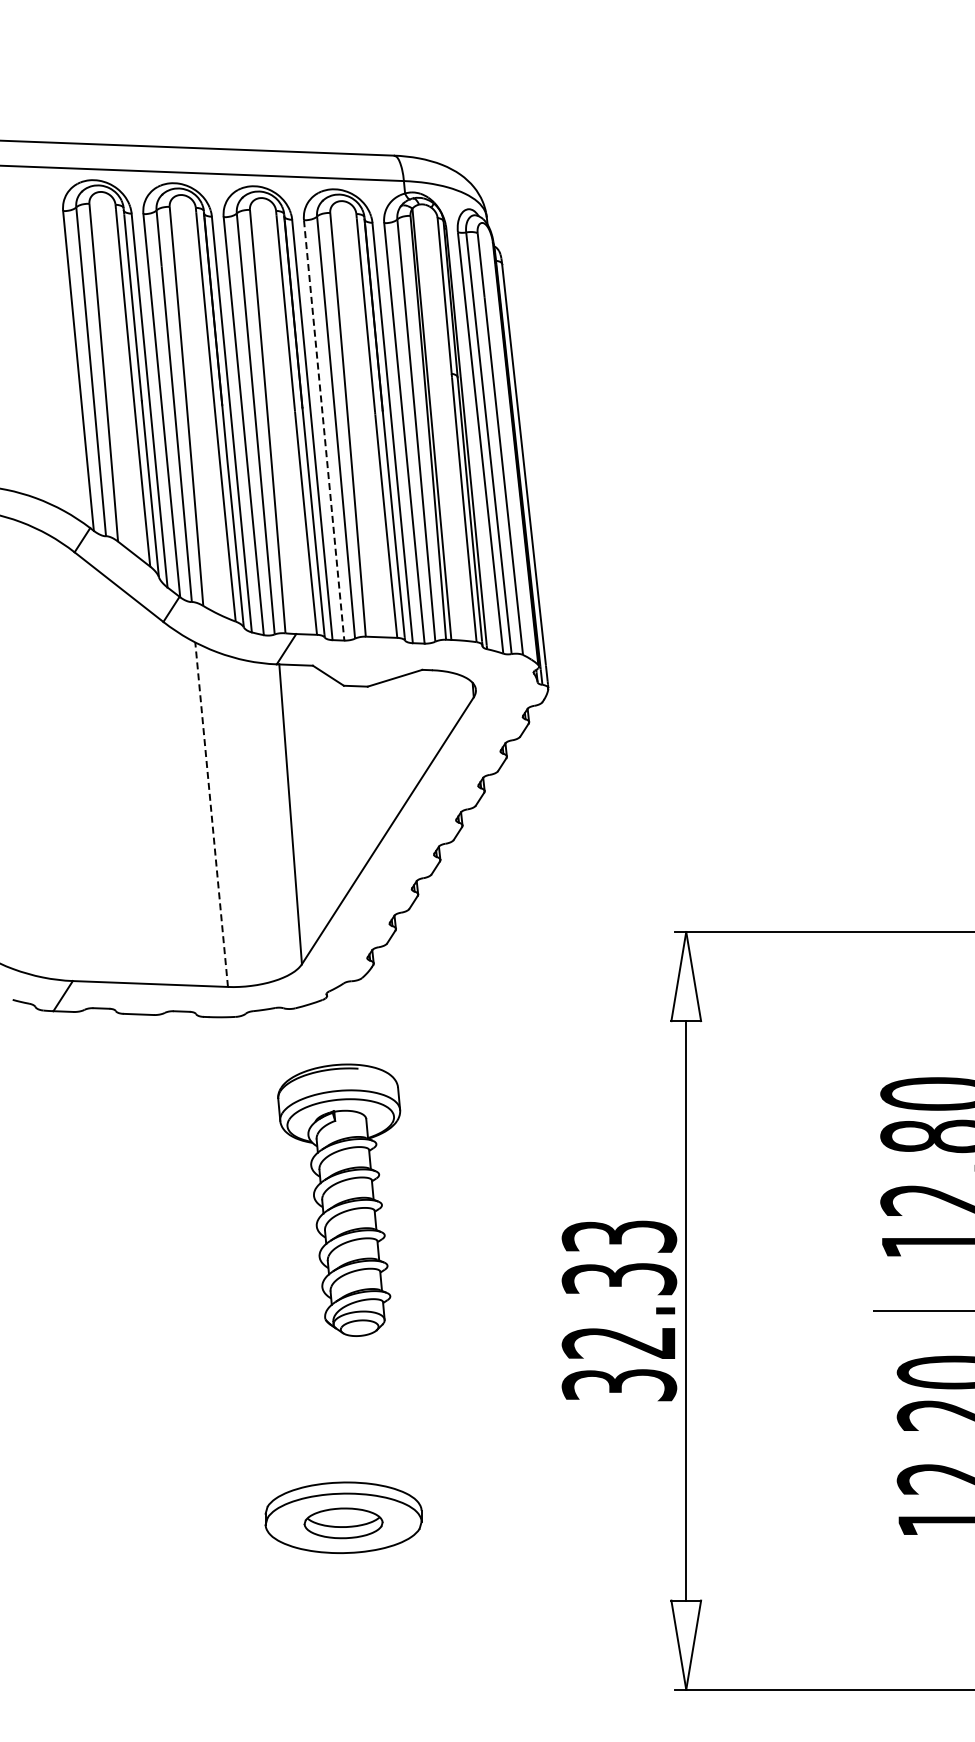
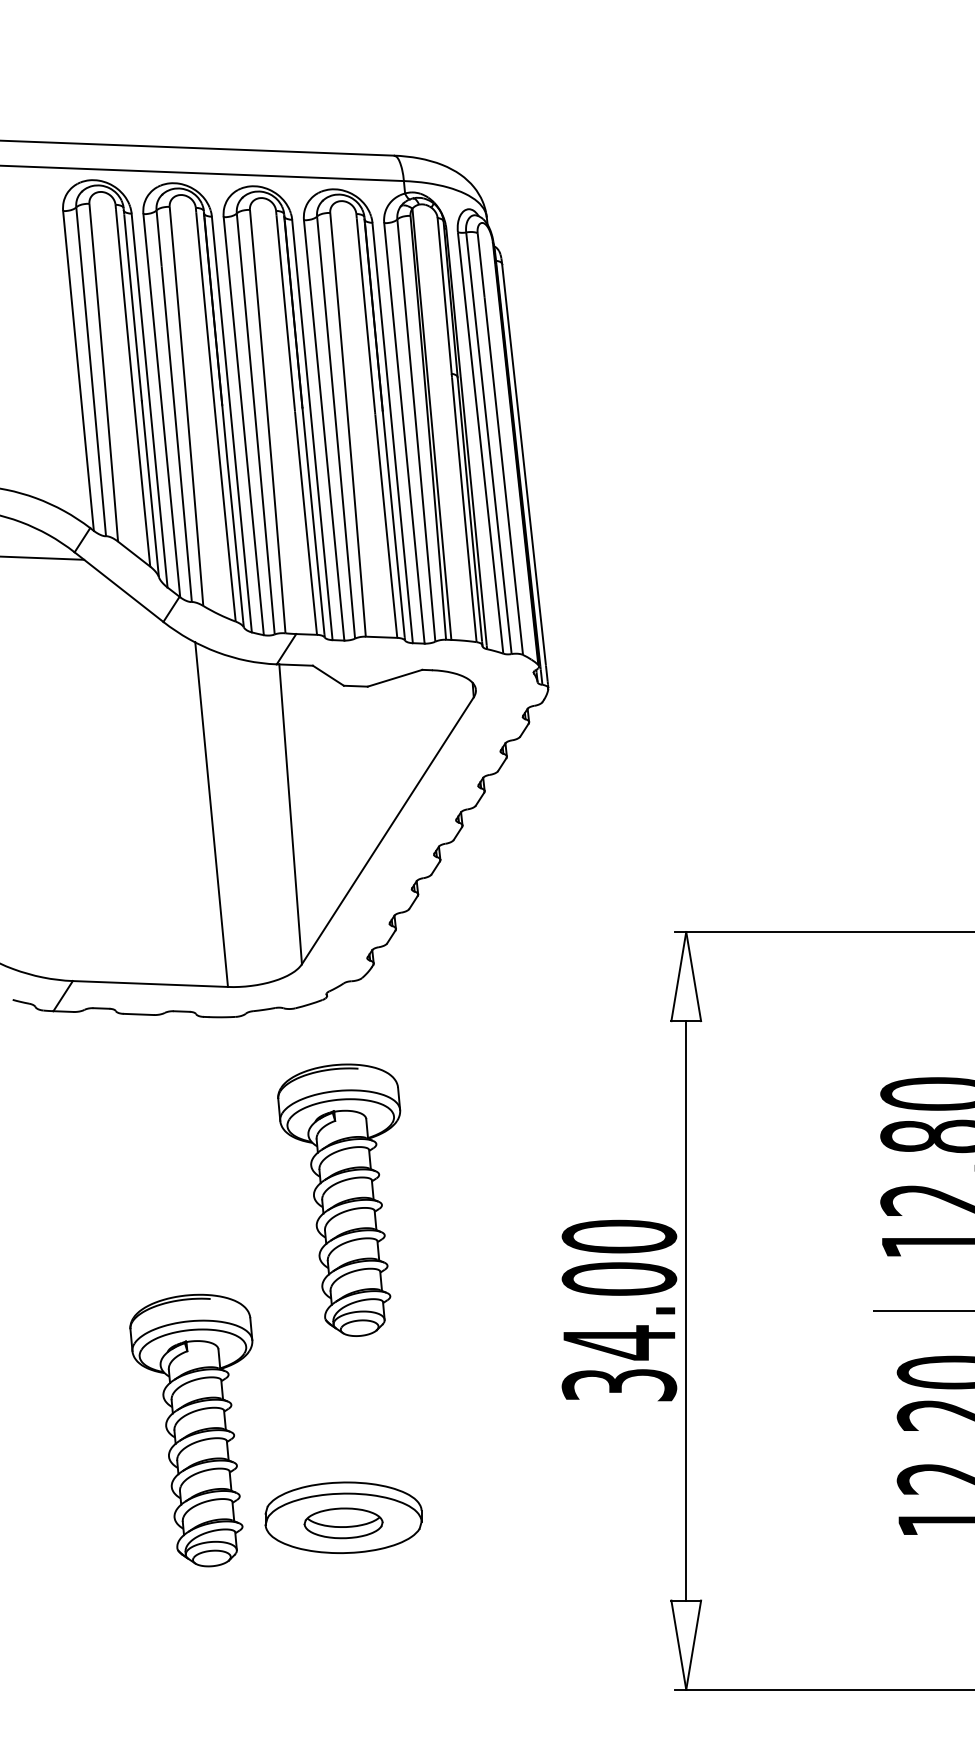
line: dashed -> solid (324, 430)
line: none -> present (43, 557)
line: dashed -> solid (211, 813)
text: 32.33 -> 34.00 (619, 1289)
part: none -> present (191, 1430)
